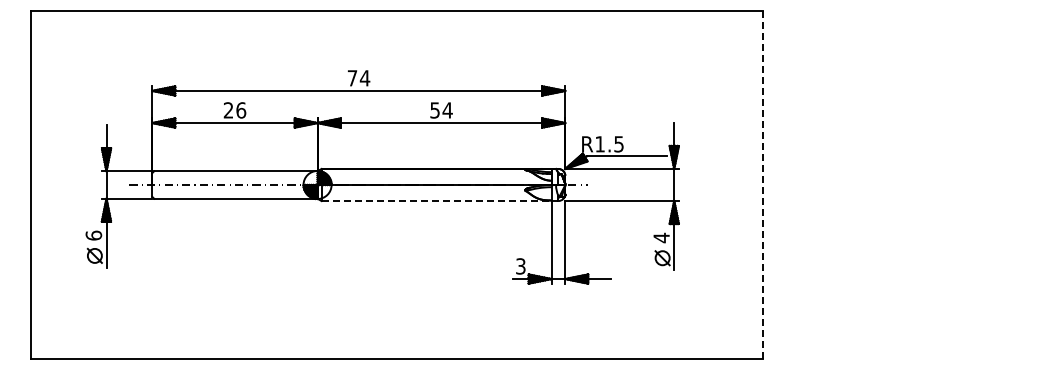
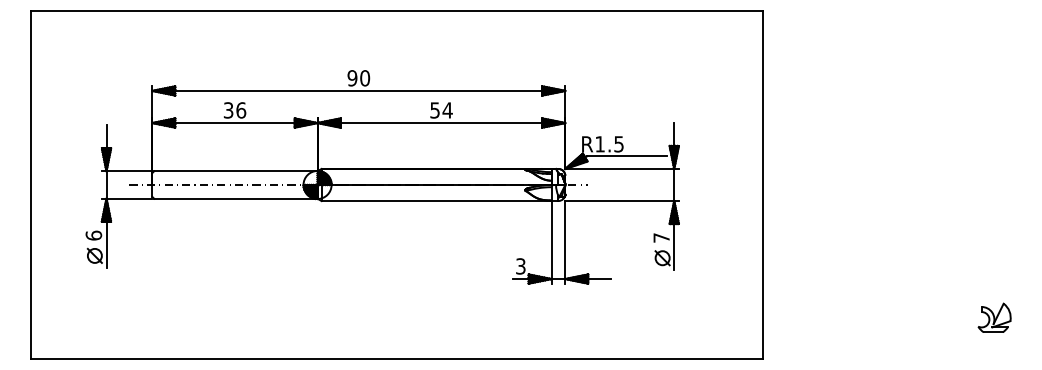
text: 74 -> 90 (358, 78)
text: 26 -> 36 (228, 110)
line: dashed -> solid (763, 184)
line: dashed -> solid (440, 201)
text: 4 -> 7 (661, 237)
part: none -> present (994, 317)
